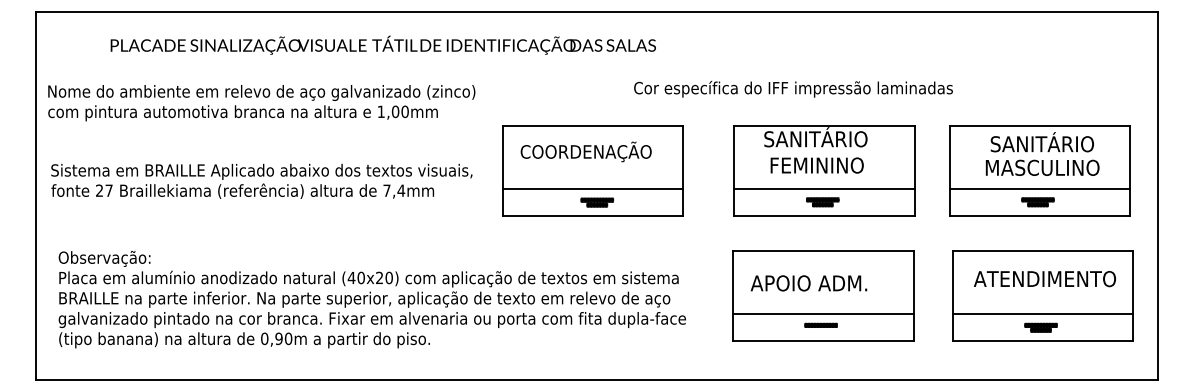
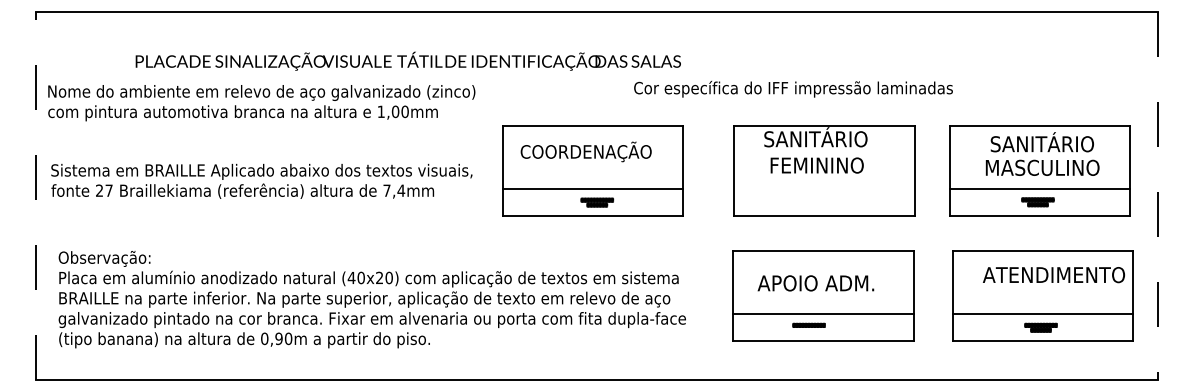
text position: (382, 44) -> (407, 60) (407, 60)
line: present -> none (824, 188)
line: solid -> dashed (35, 195)
line: solid -> dashed (1158, 196)
part: present -> none (822, 202)
text position: (1044, 279) -> (1053, 275) (1053, 275)
text position: (808, 283) -> (815, 283) (815, 283)
part position: (820, 324) -> (808, 324) (808, 324)
